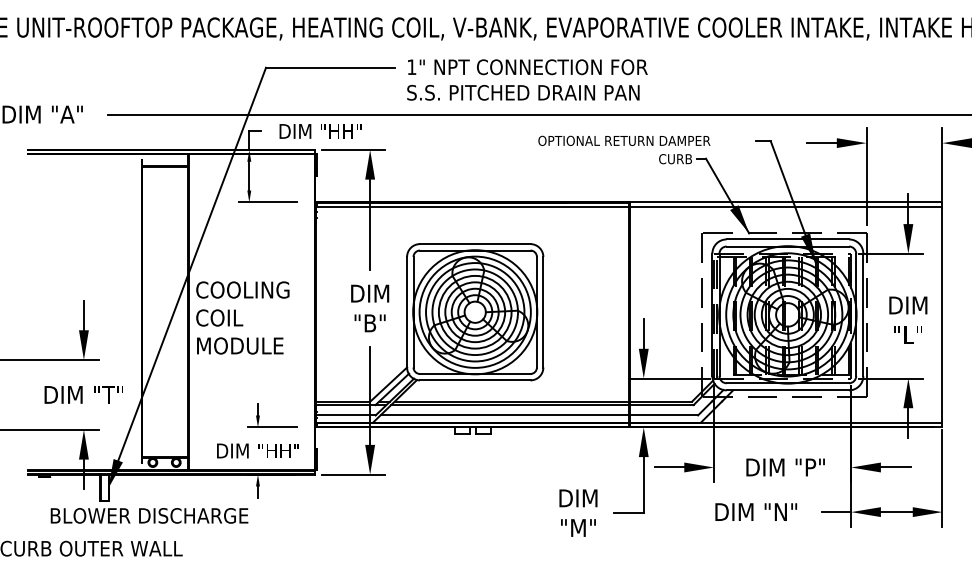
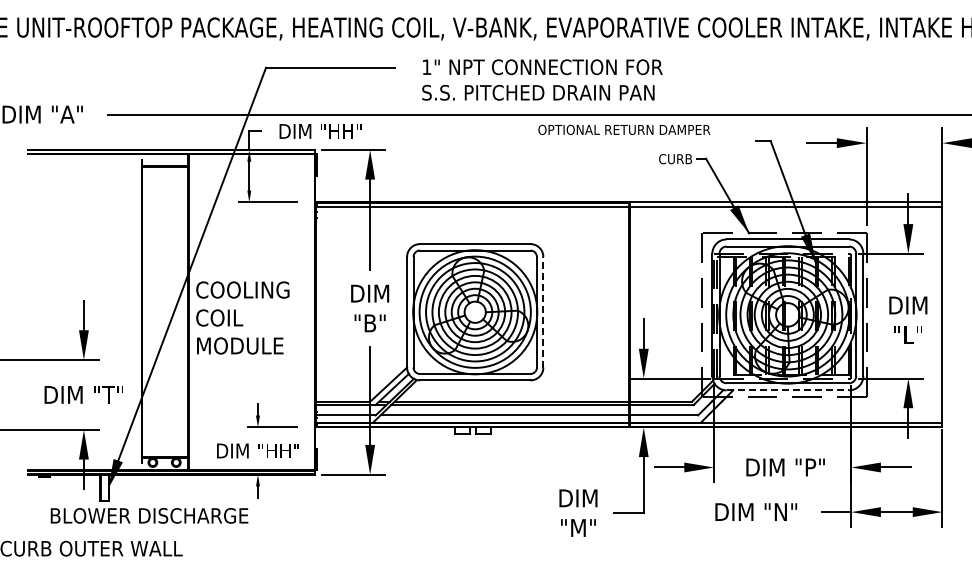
text position: (527, 79) -> (542, 79) (542, 79)
text position: (624, 140) -> (624, 129) (624, 129)
line: solid -> dashed (543, 311)
line: solid -> dashed (788, 390)
